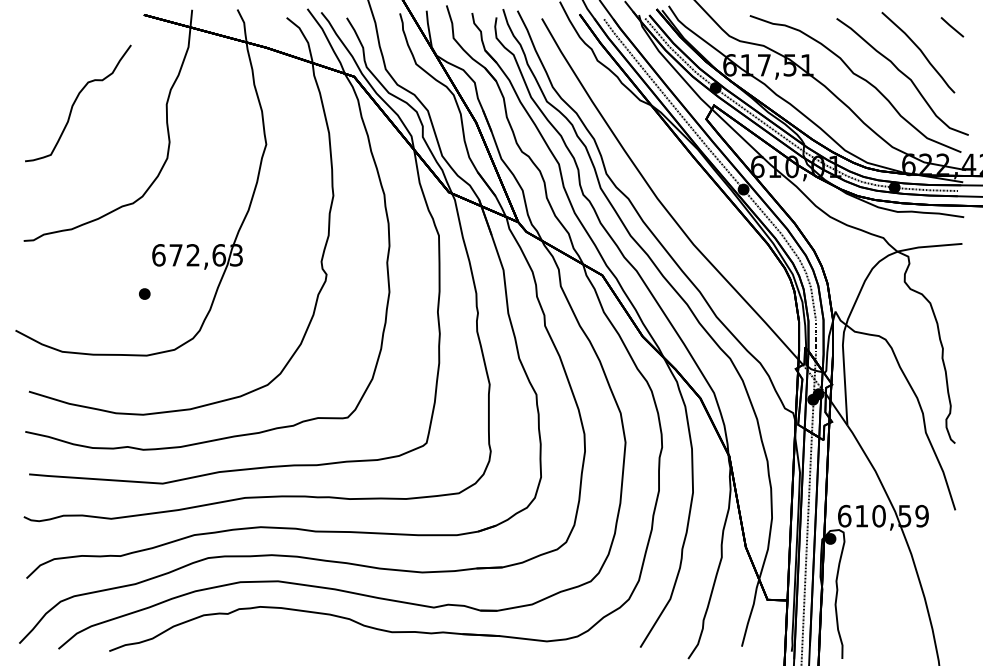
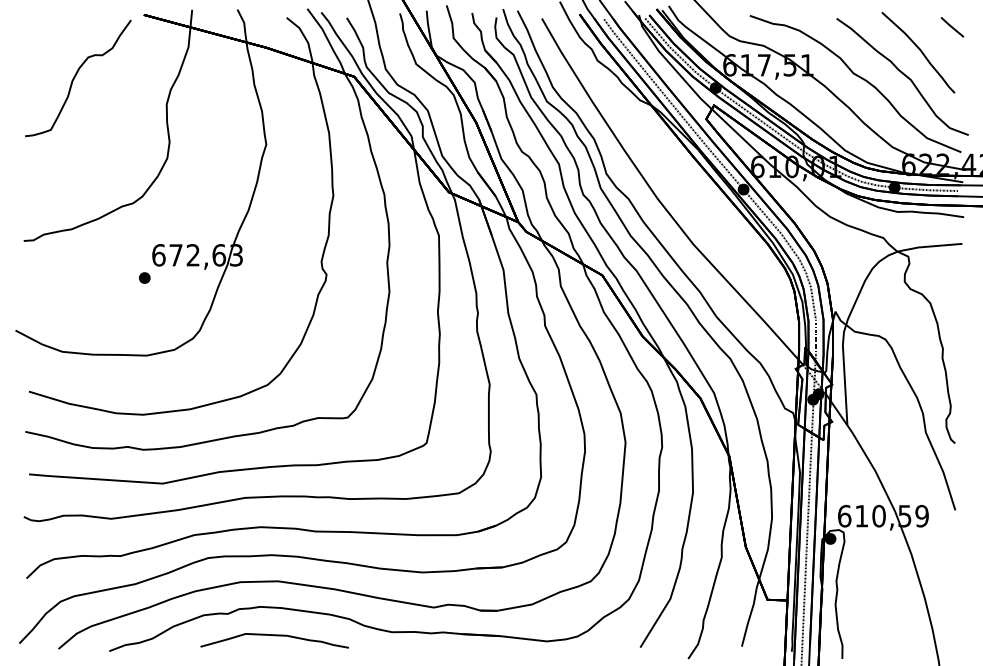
curve position: (75, 102) -> (75, 77) (75, 77)
part position: (144, 293) -> (144, 277) (144, 277)
curve: none -> present (274, 636)
